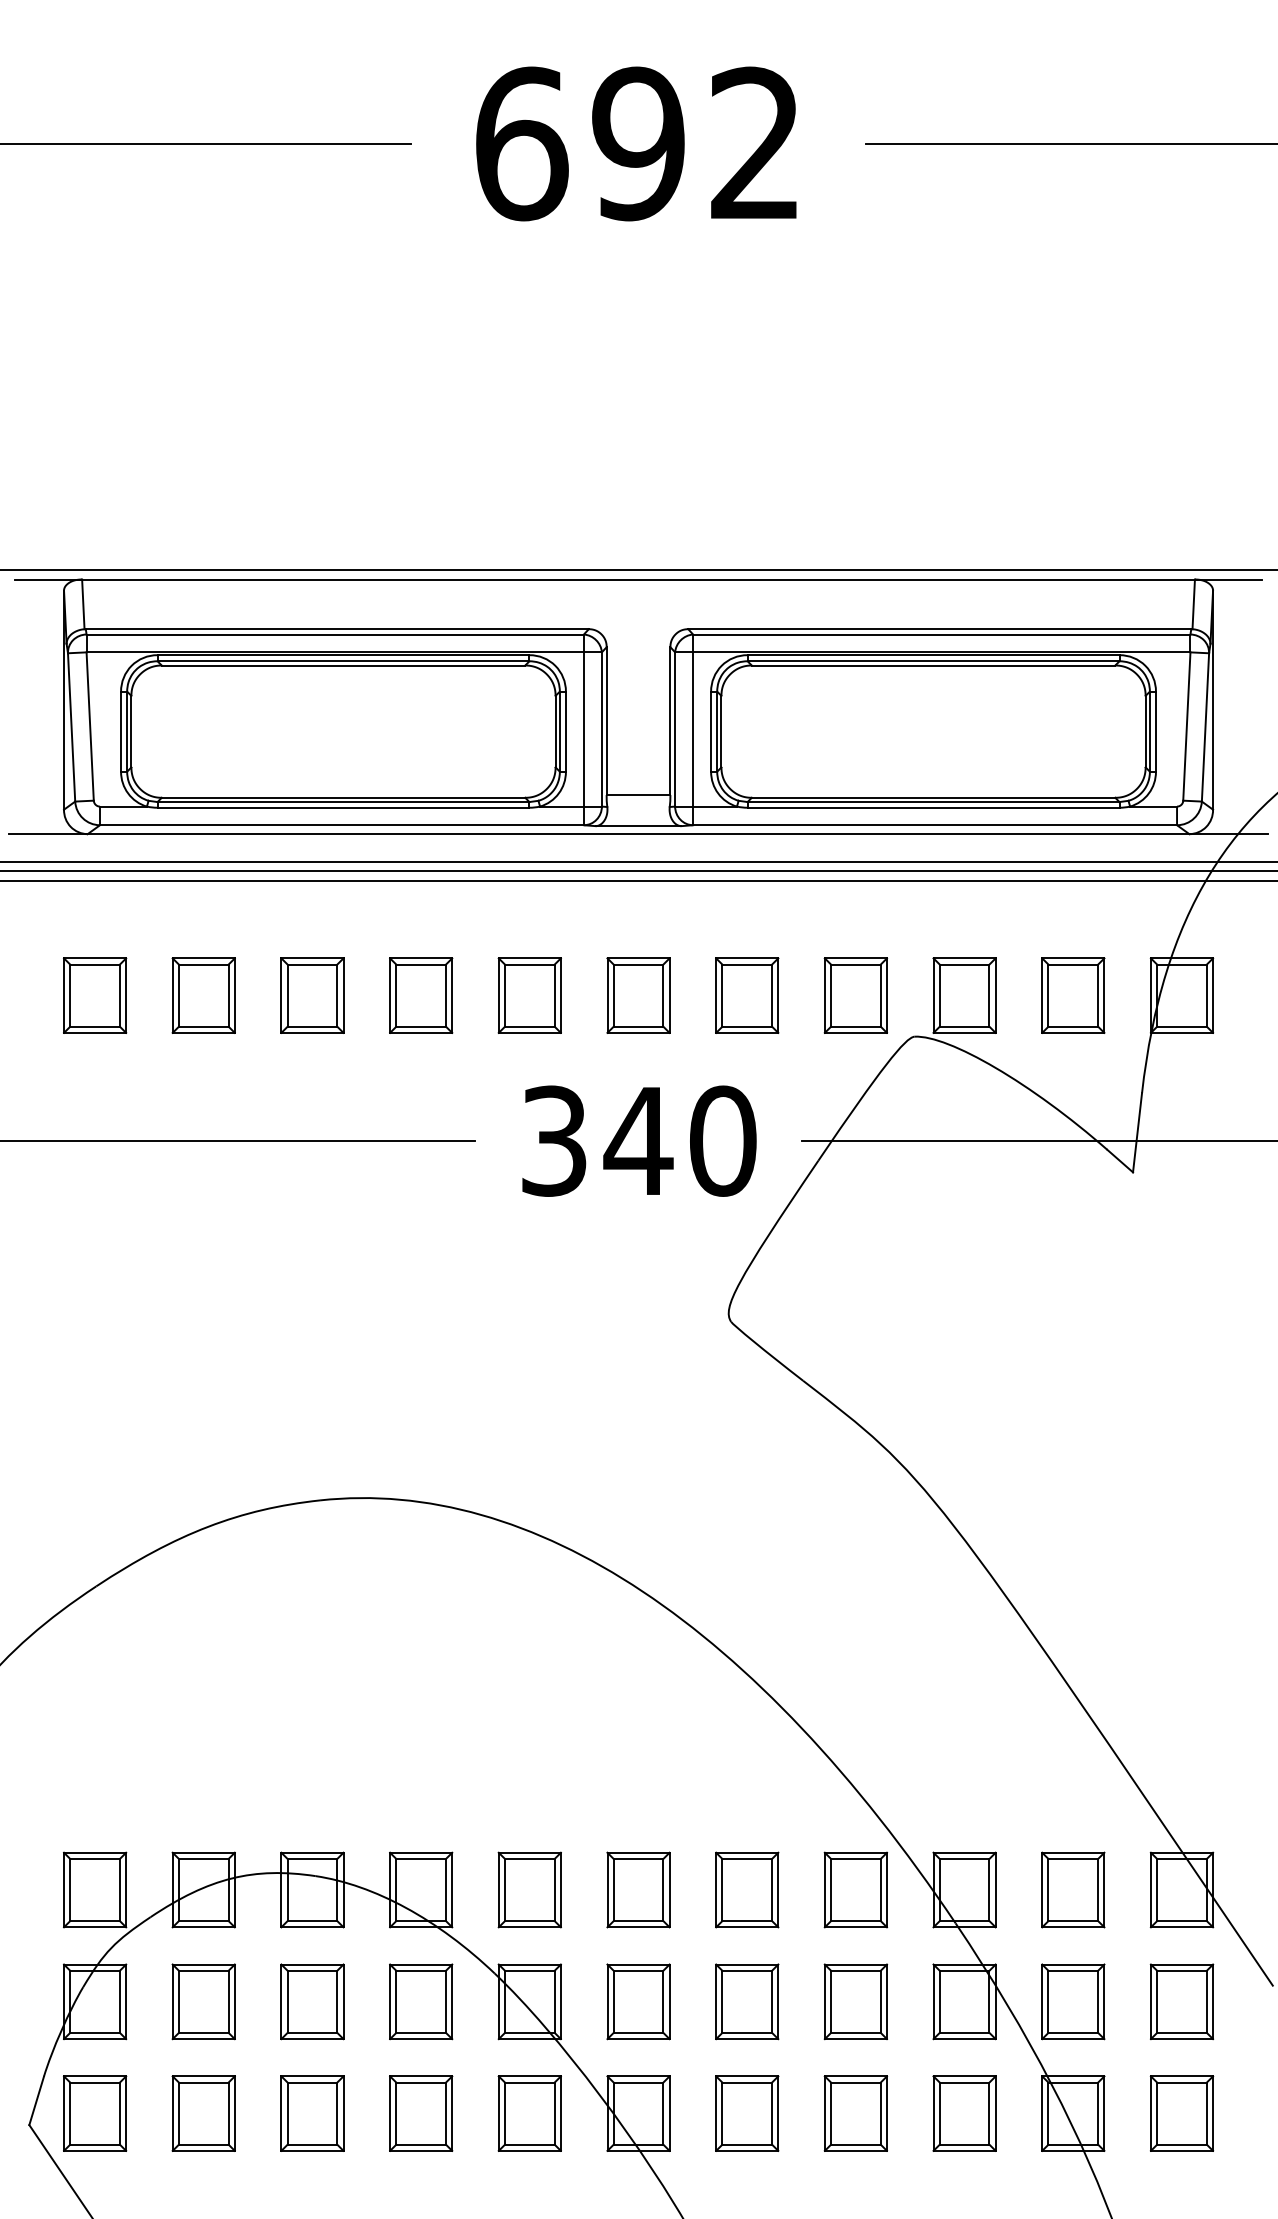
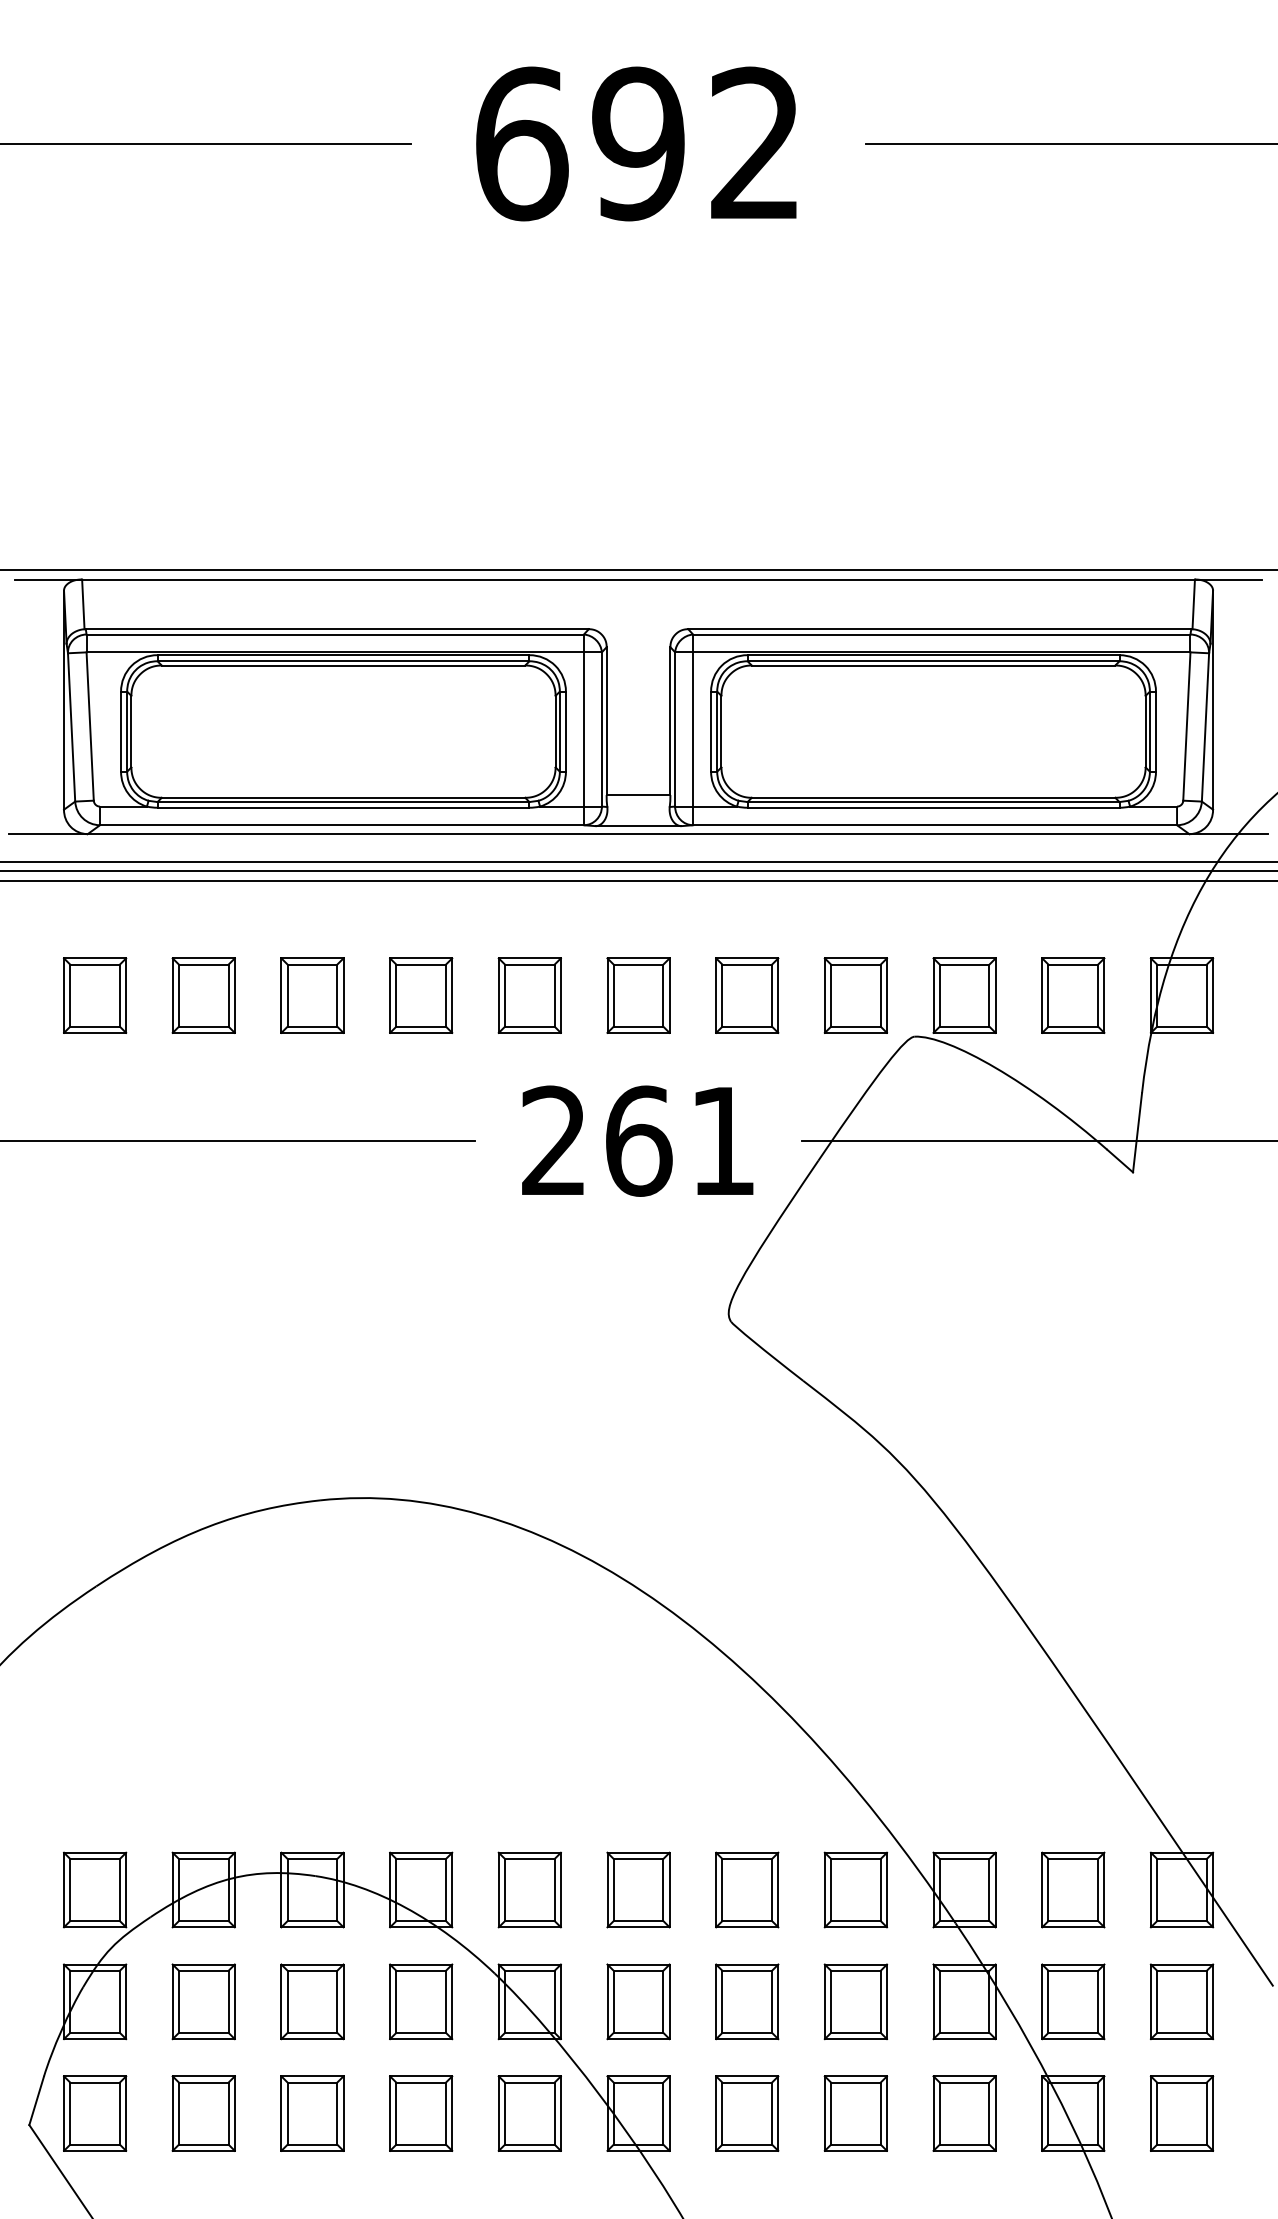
text: 340 -> 261 (639, 1140)
